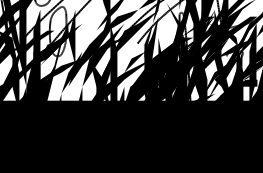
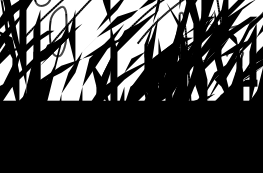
fill: present -> none (89, 47)
